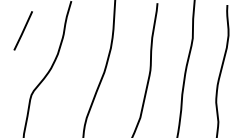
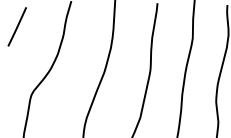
line position: (22, 30) -> (16, 26) (16, 26)
